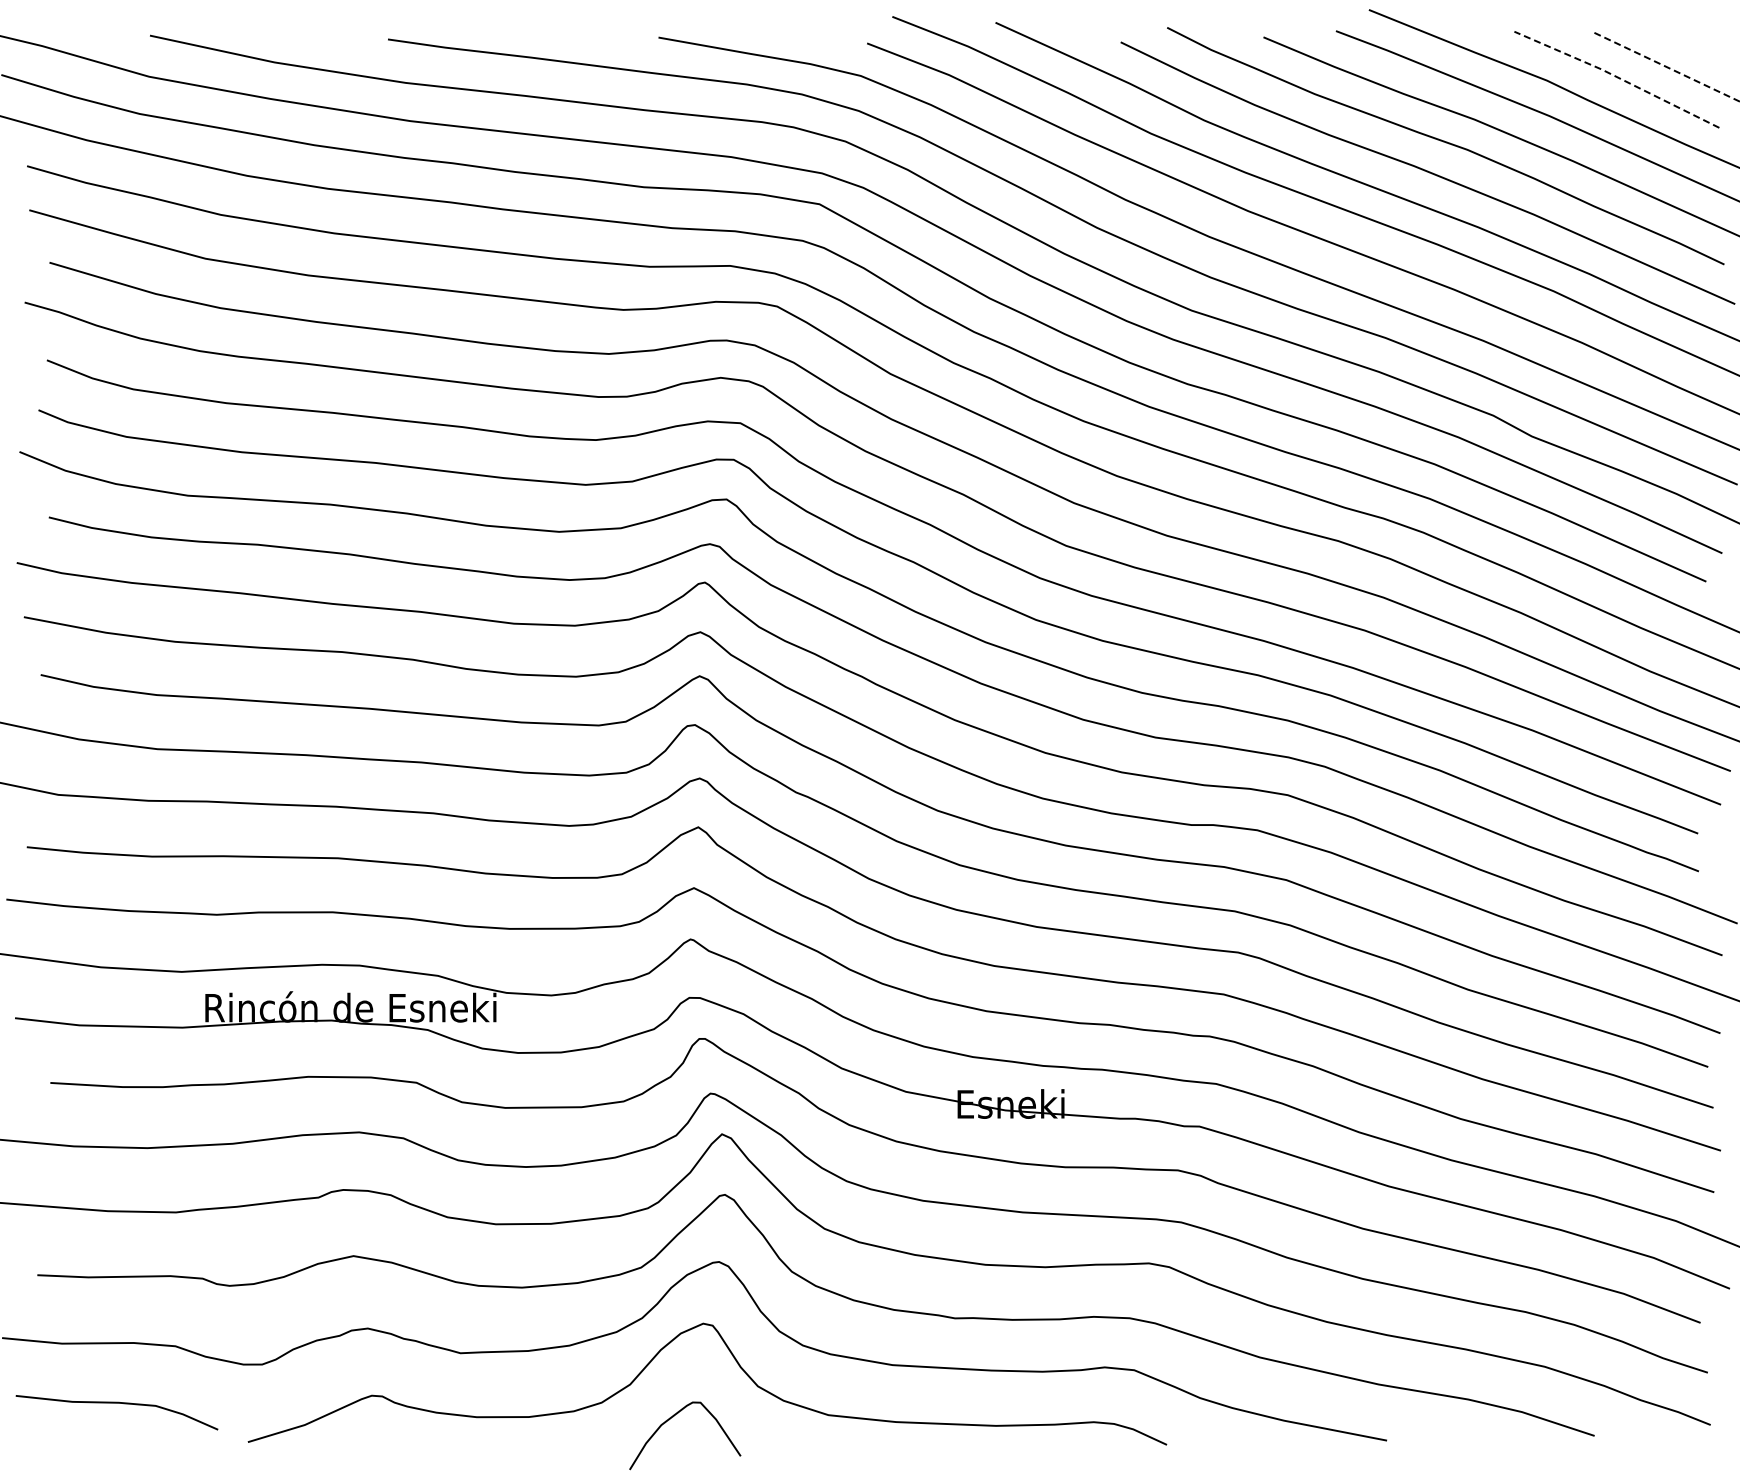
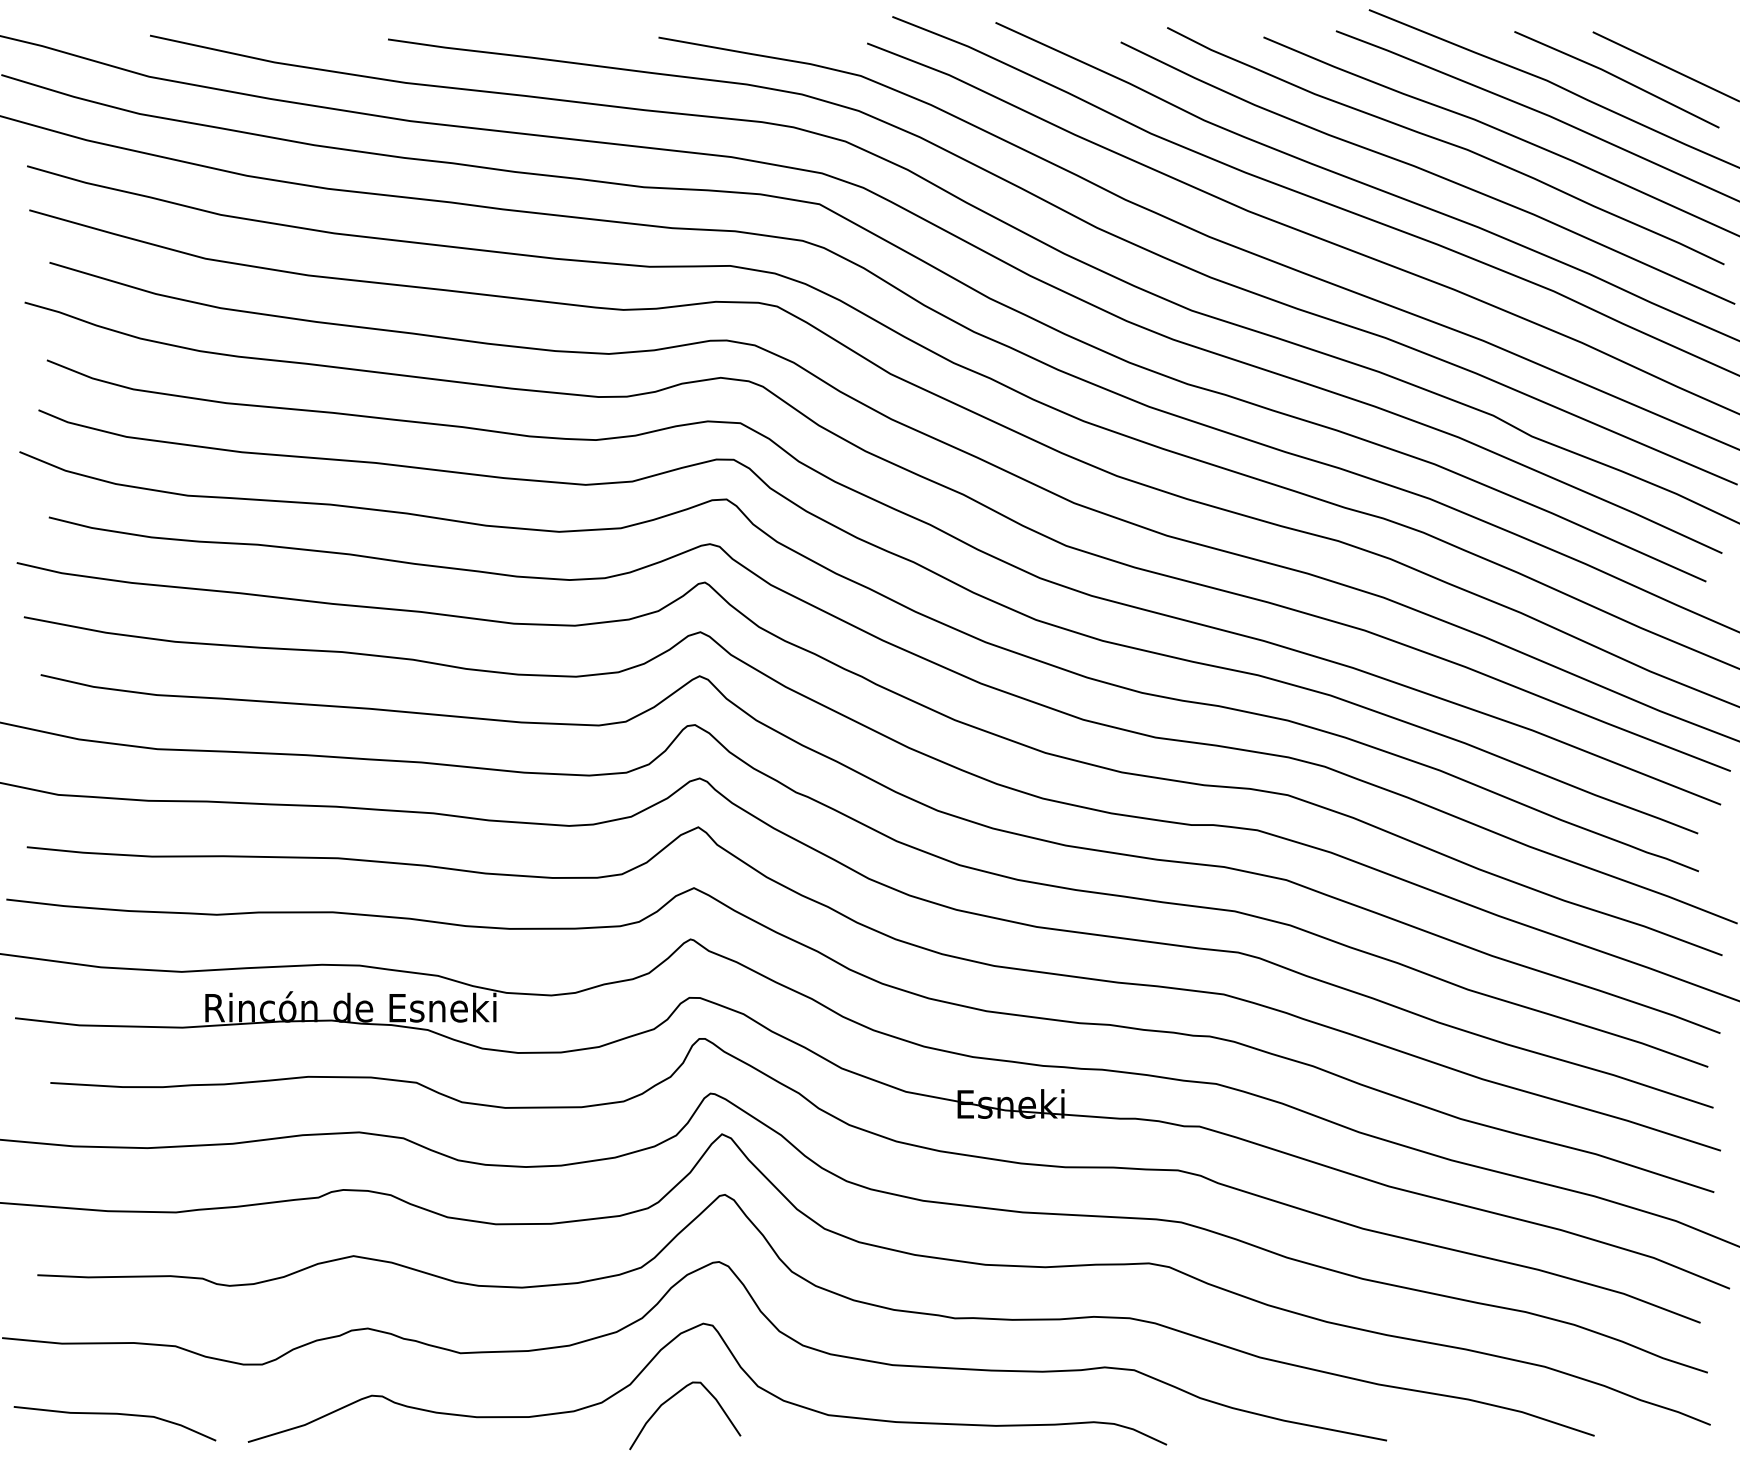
line: dashed -> solid (1665, 66)
line: dashed -> solid (1617, 77)
curve position: (116, 1403) -> (114, 1414) (114, 1414)
curve position: (673, 1417) -> (673, 1397) (673, 1397)
